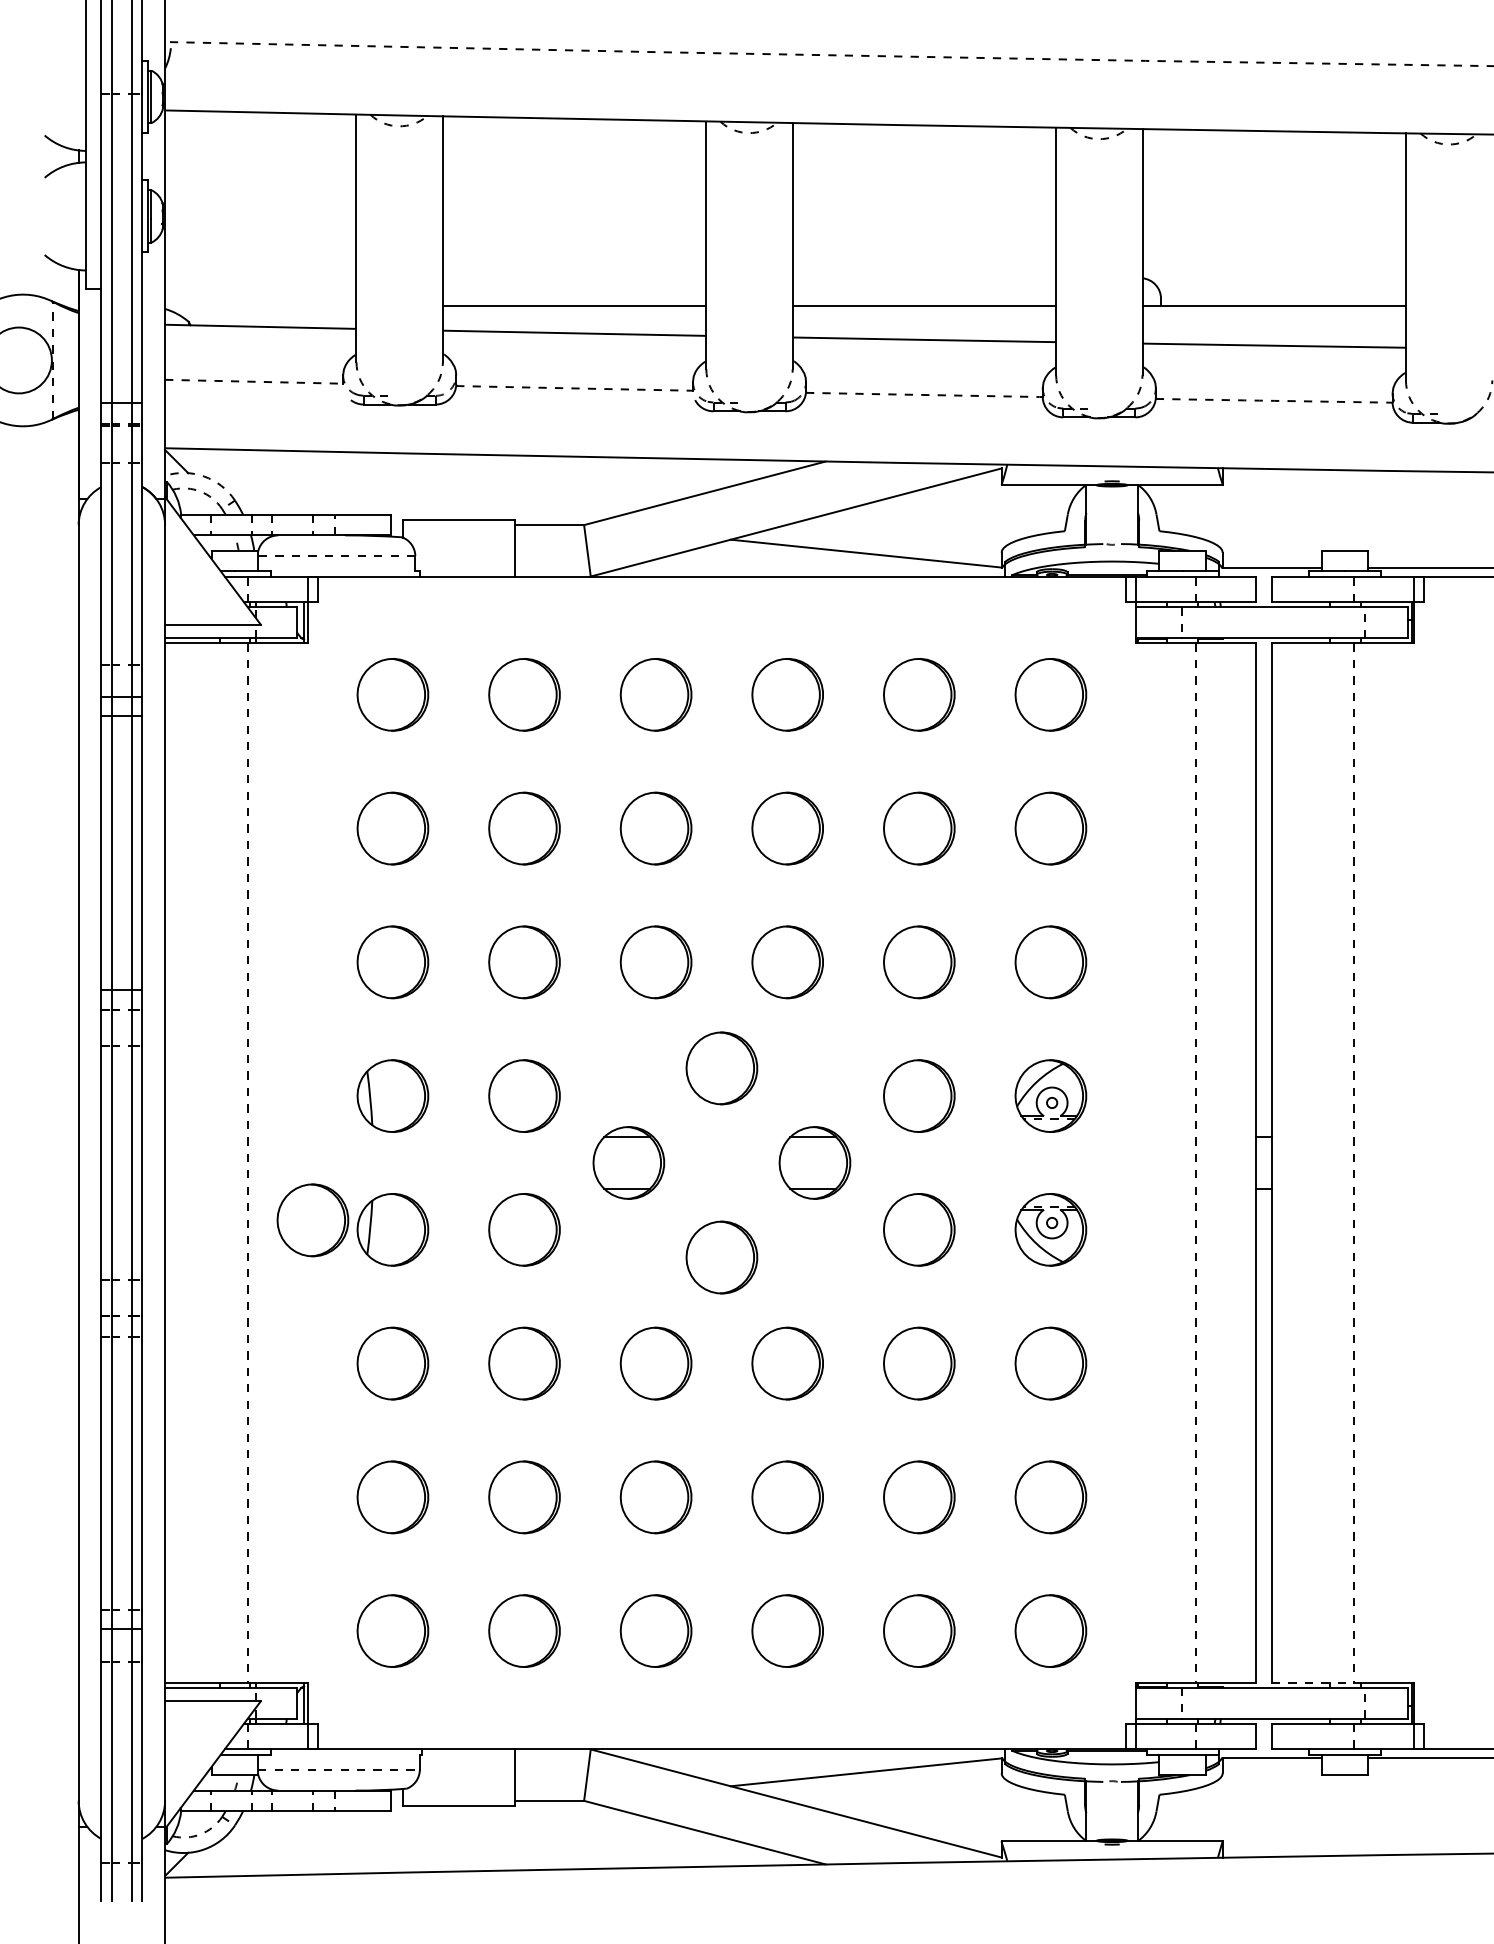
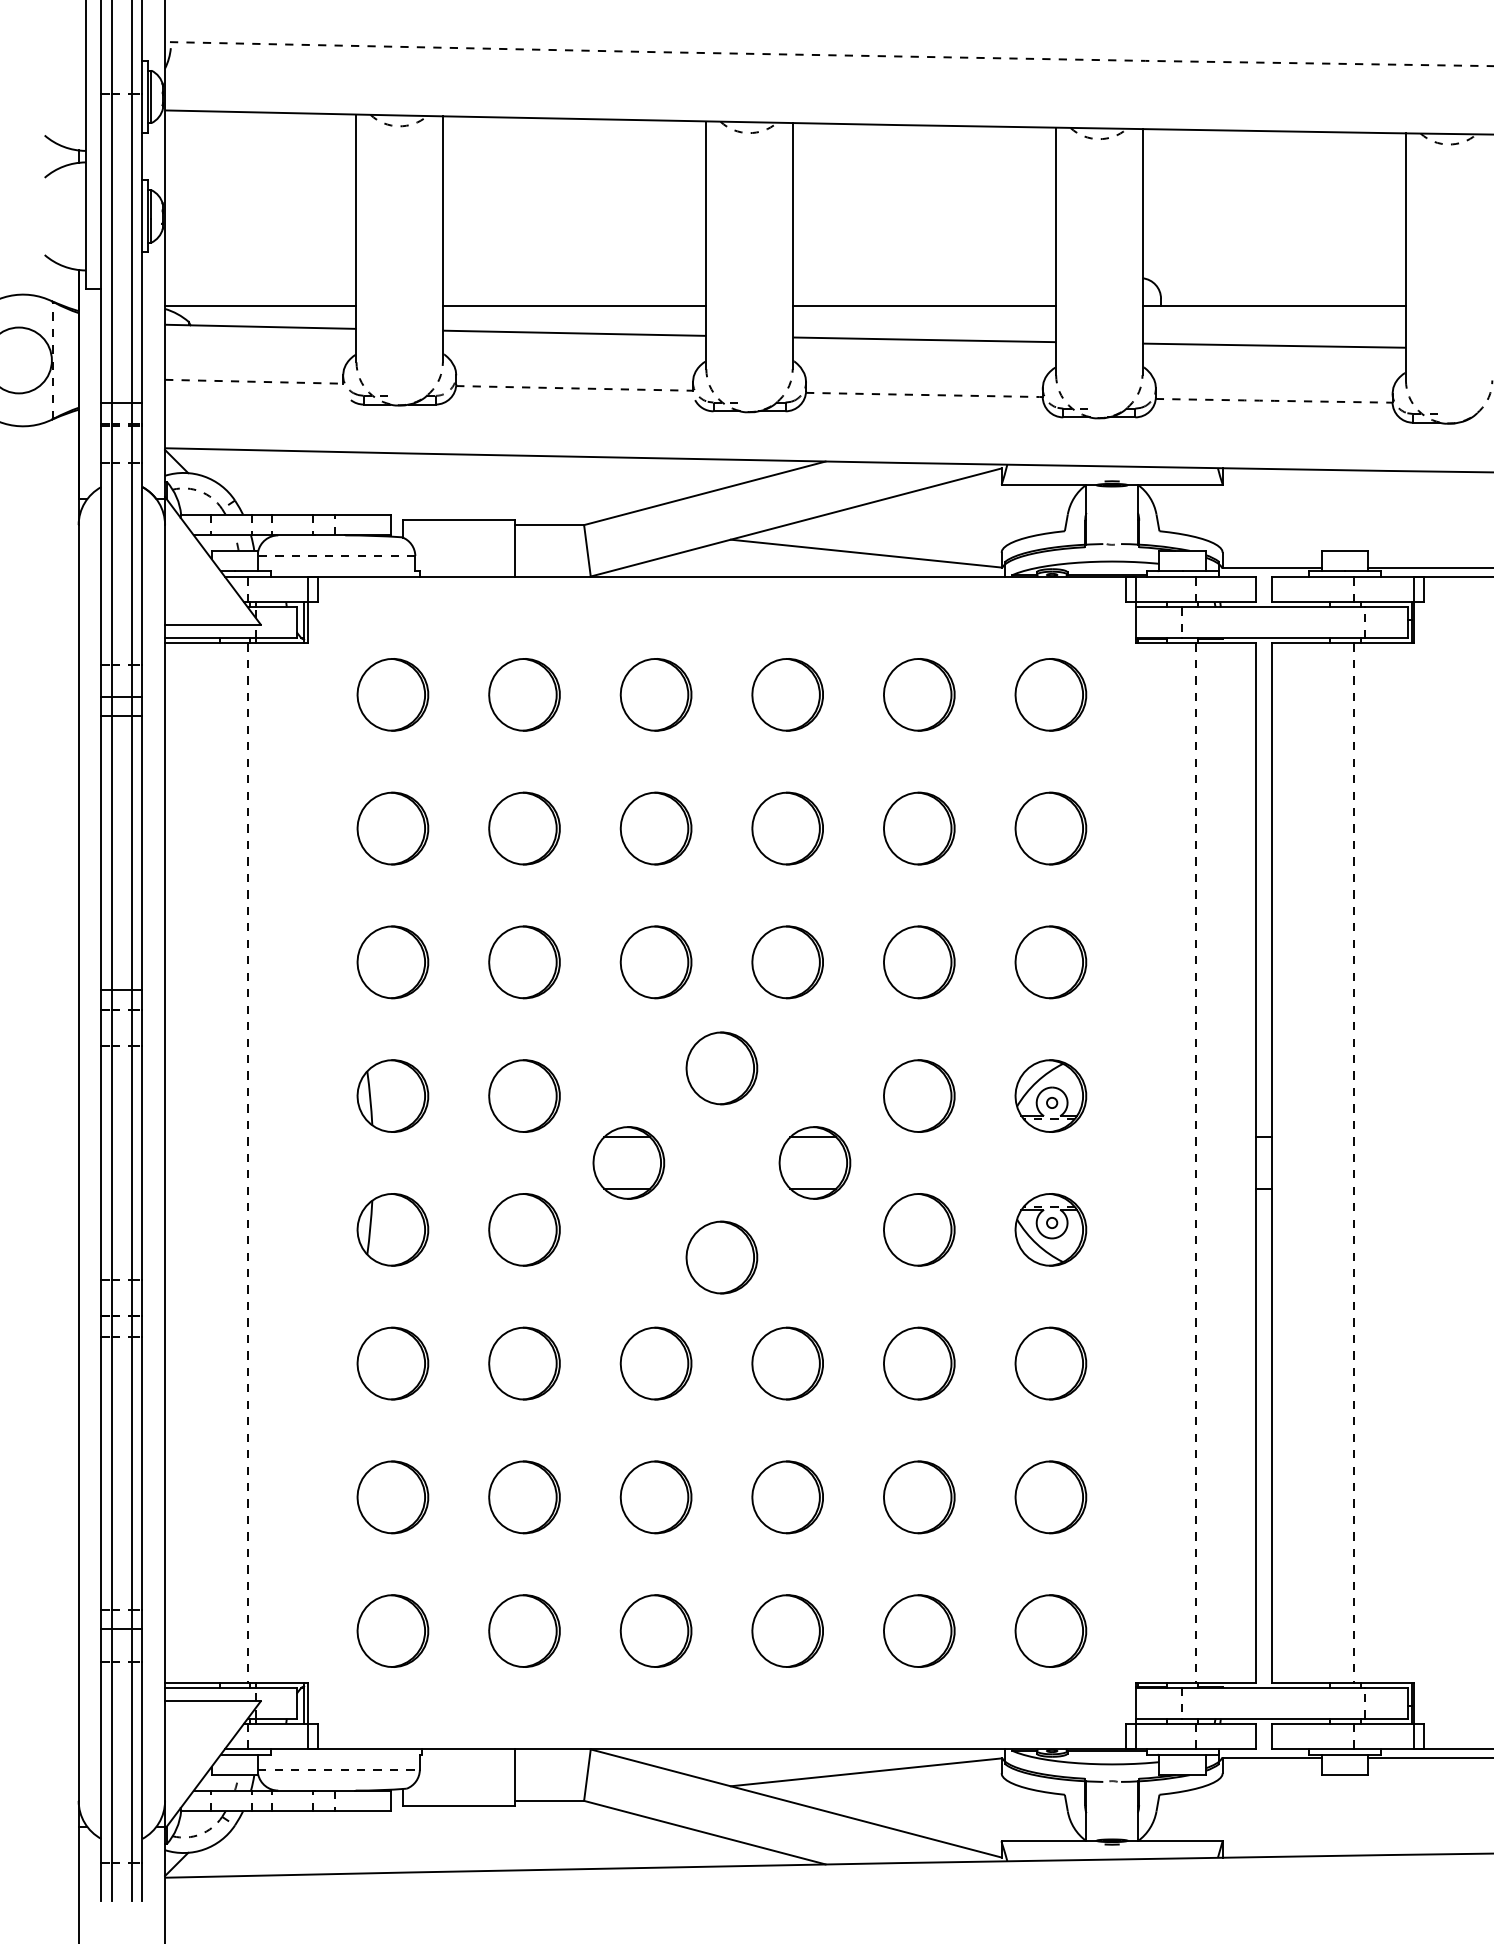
line: none -> present (260, 306)
arc: dashed -> solid (204, 476)
part: present -> none (312, 1220)
line: dashed -> solid (1313, 1682)
